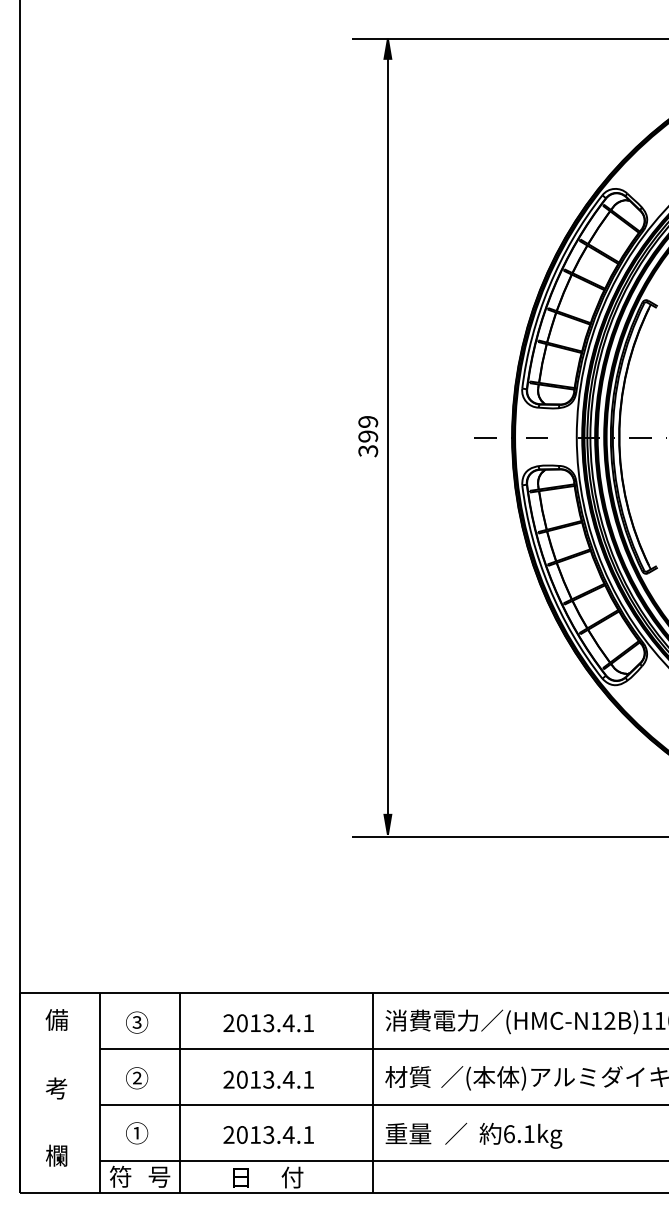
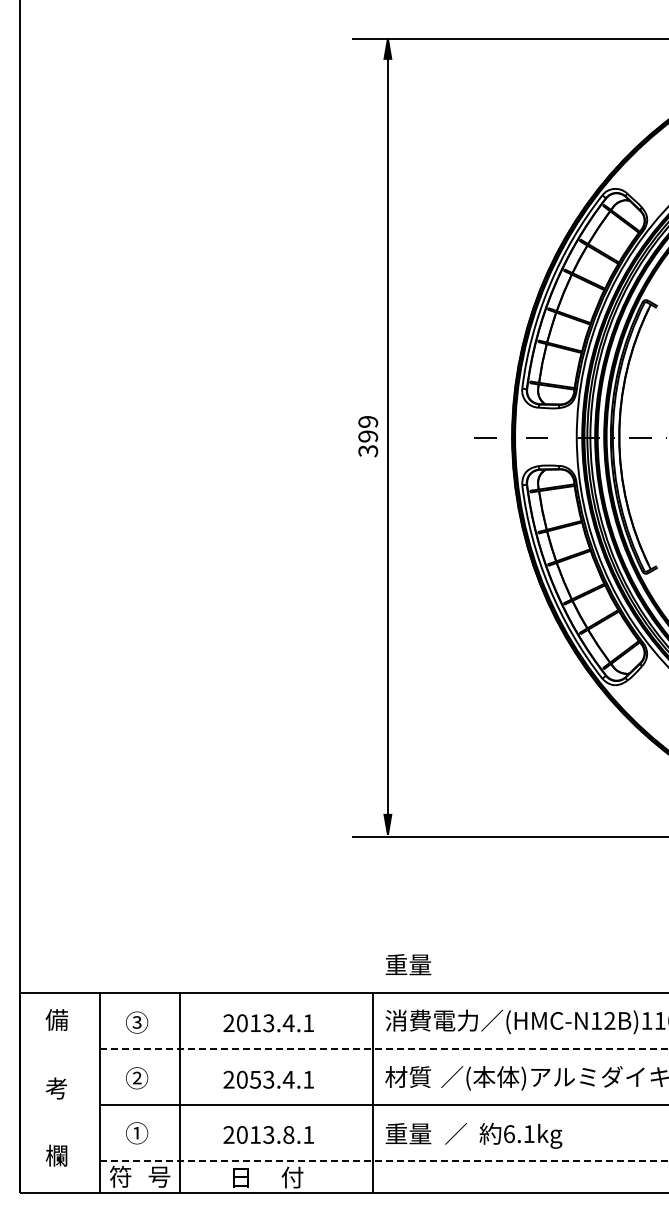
part: none -> present (408, 964)
line: solid -> dashed (385, 1049)
text: 2013.4.1 -> 2053.4.1 (254, 1079)
text: 2013.4.1 -> 2013.8.1 (288, 1134)
line: solid -> dashed (385, 1161)
